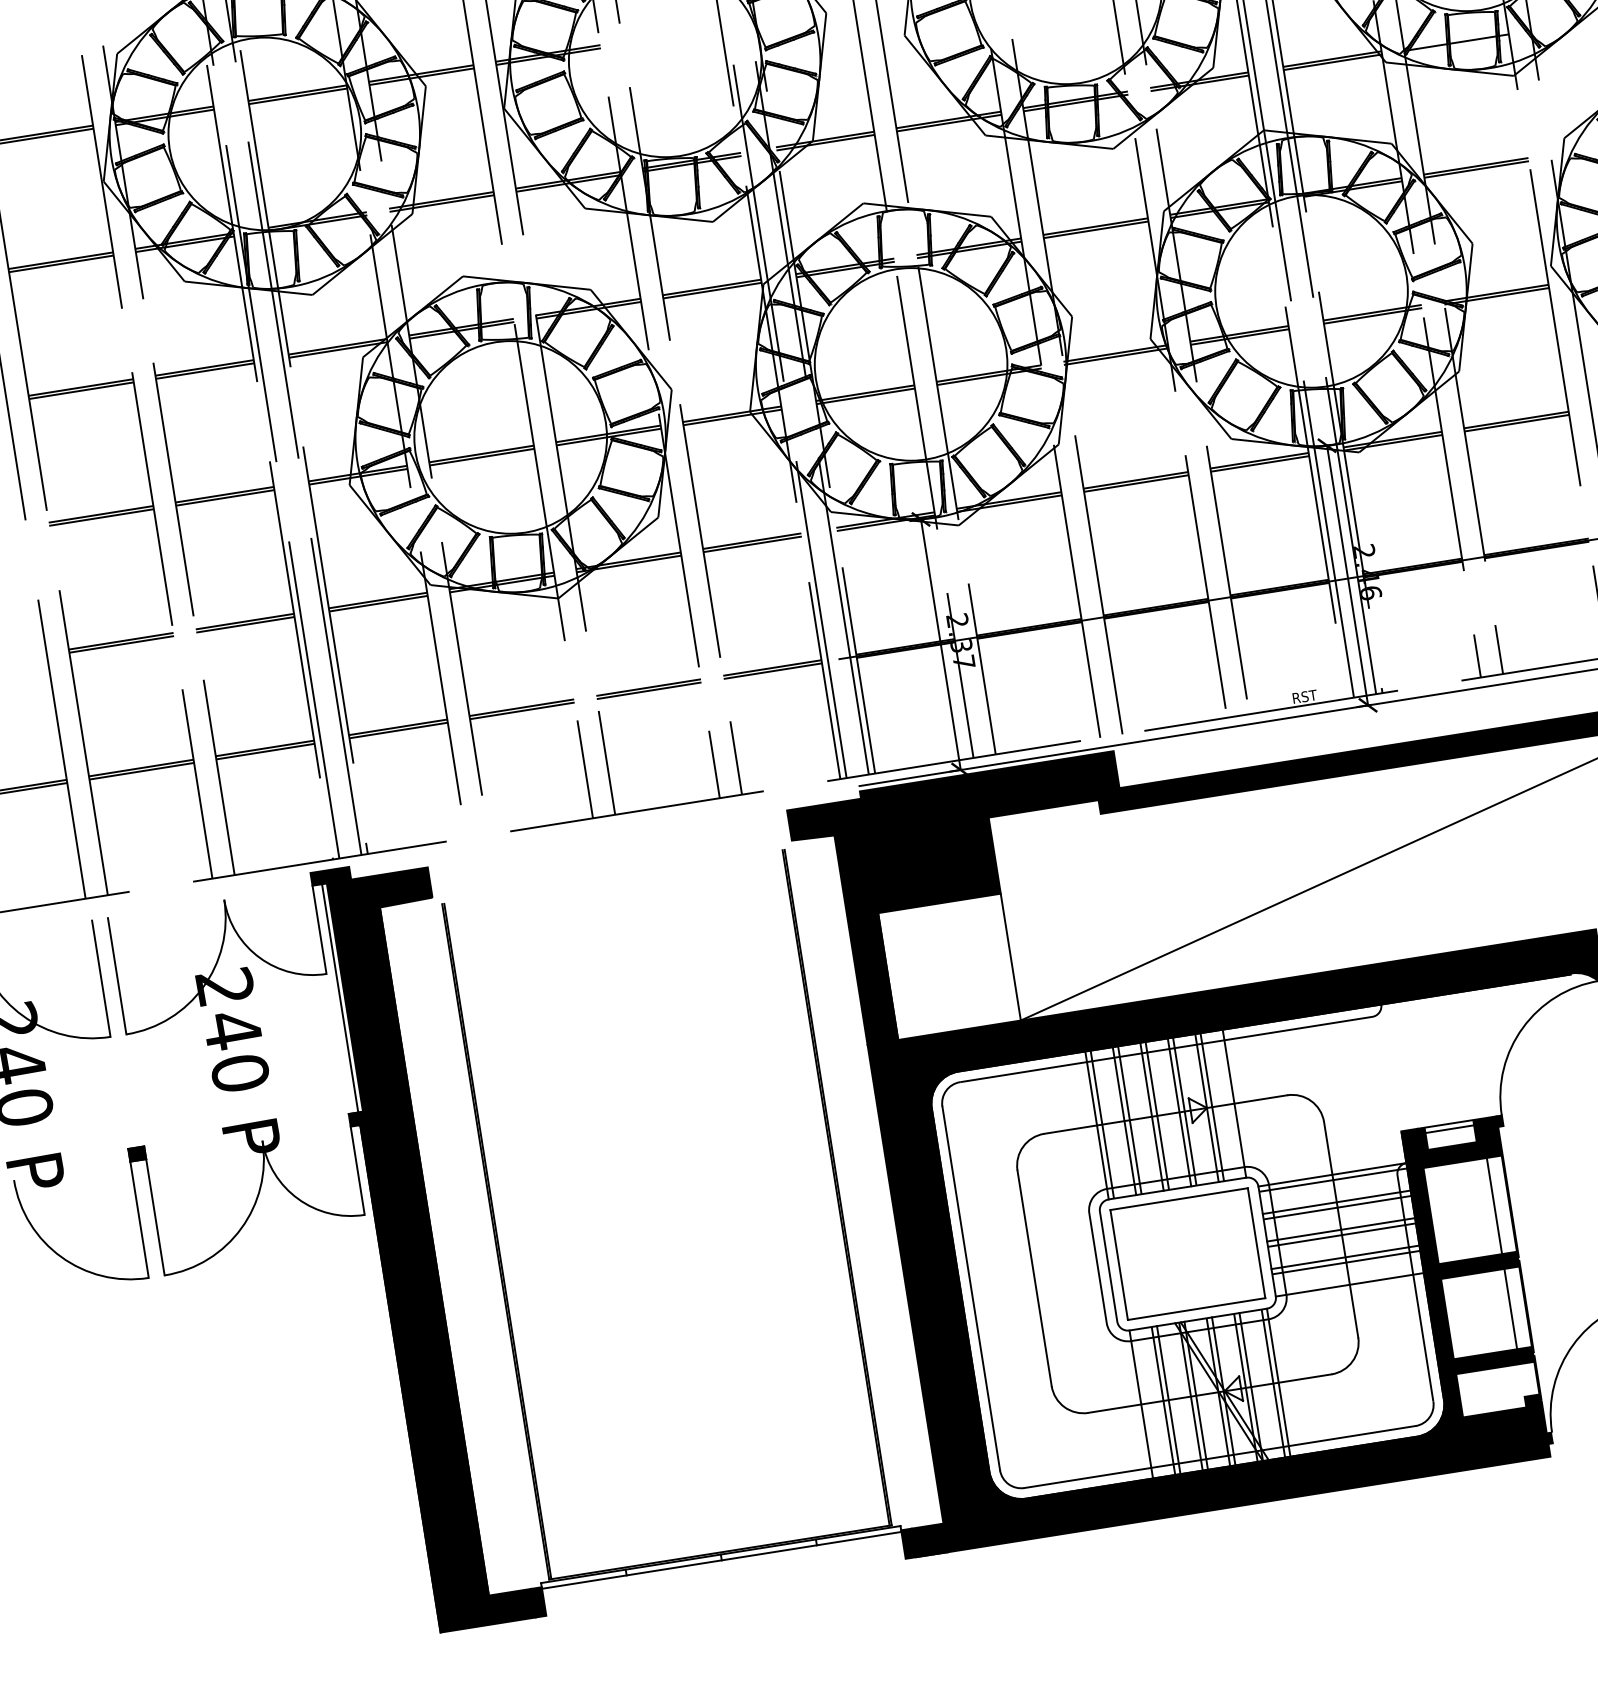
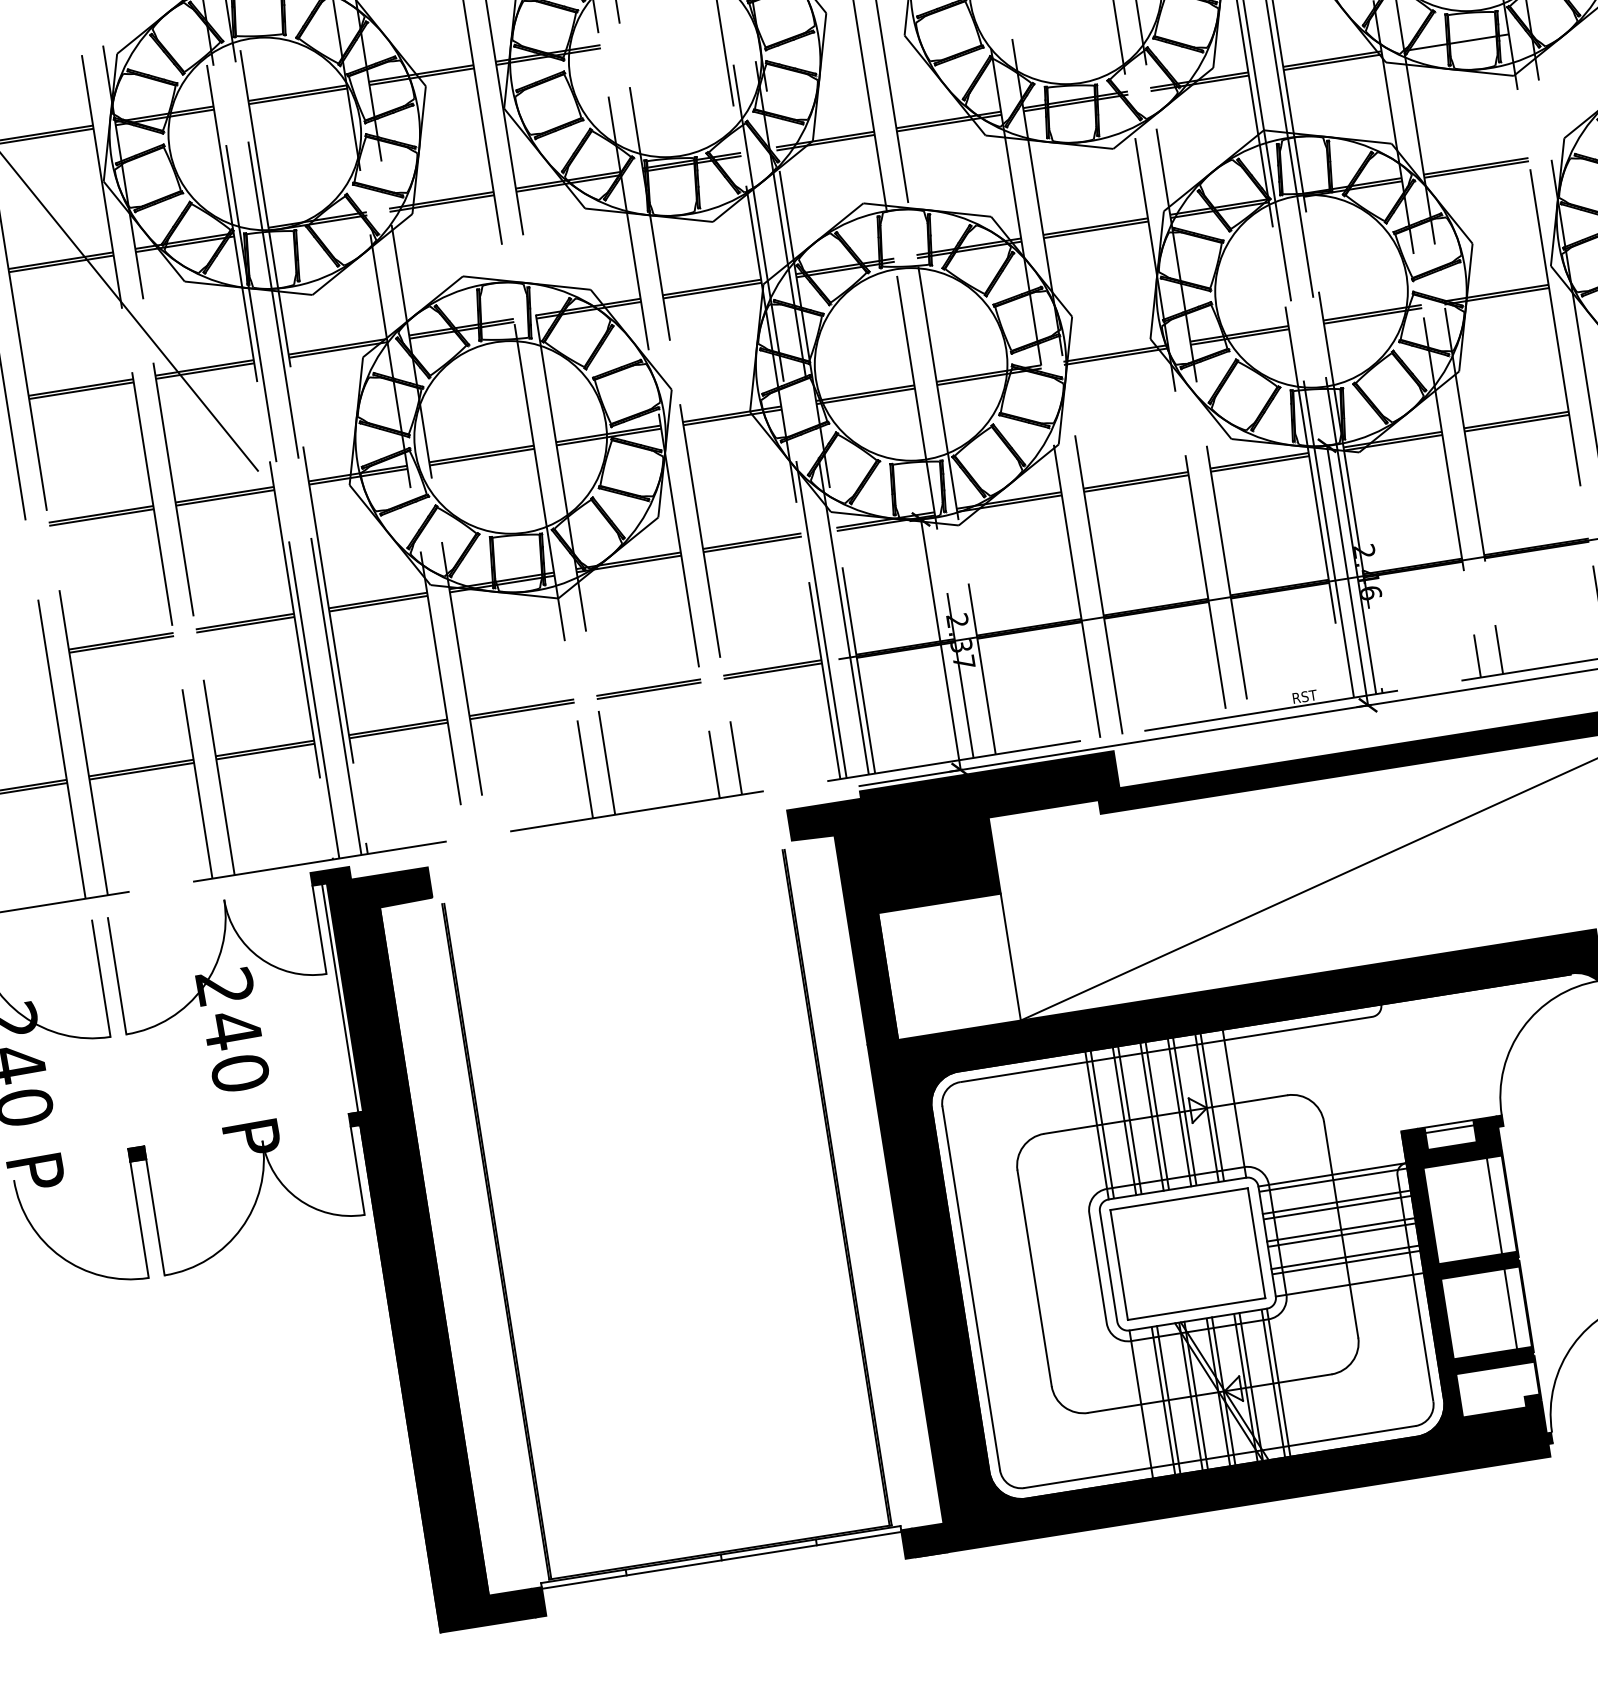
line: none -> present (129, 312)
